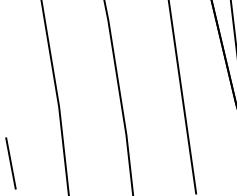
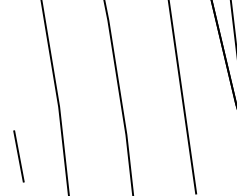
line position: (10, 163) -> (18, 156) (18, 156)
